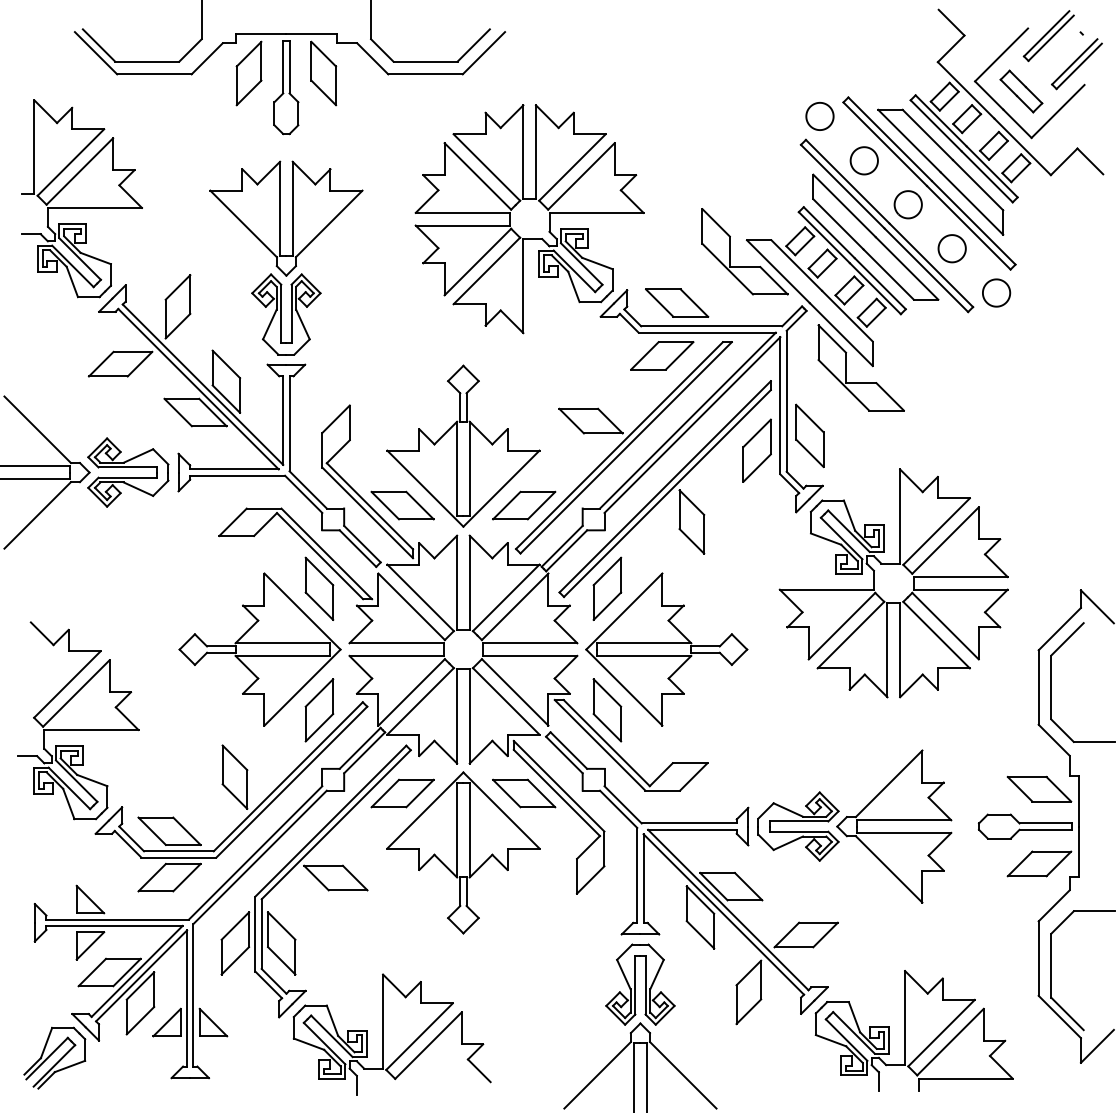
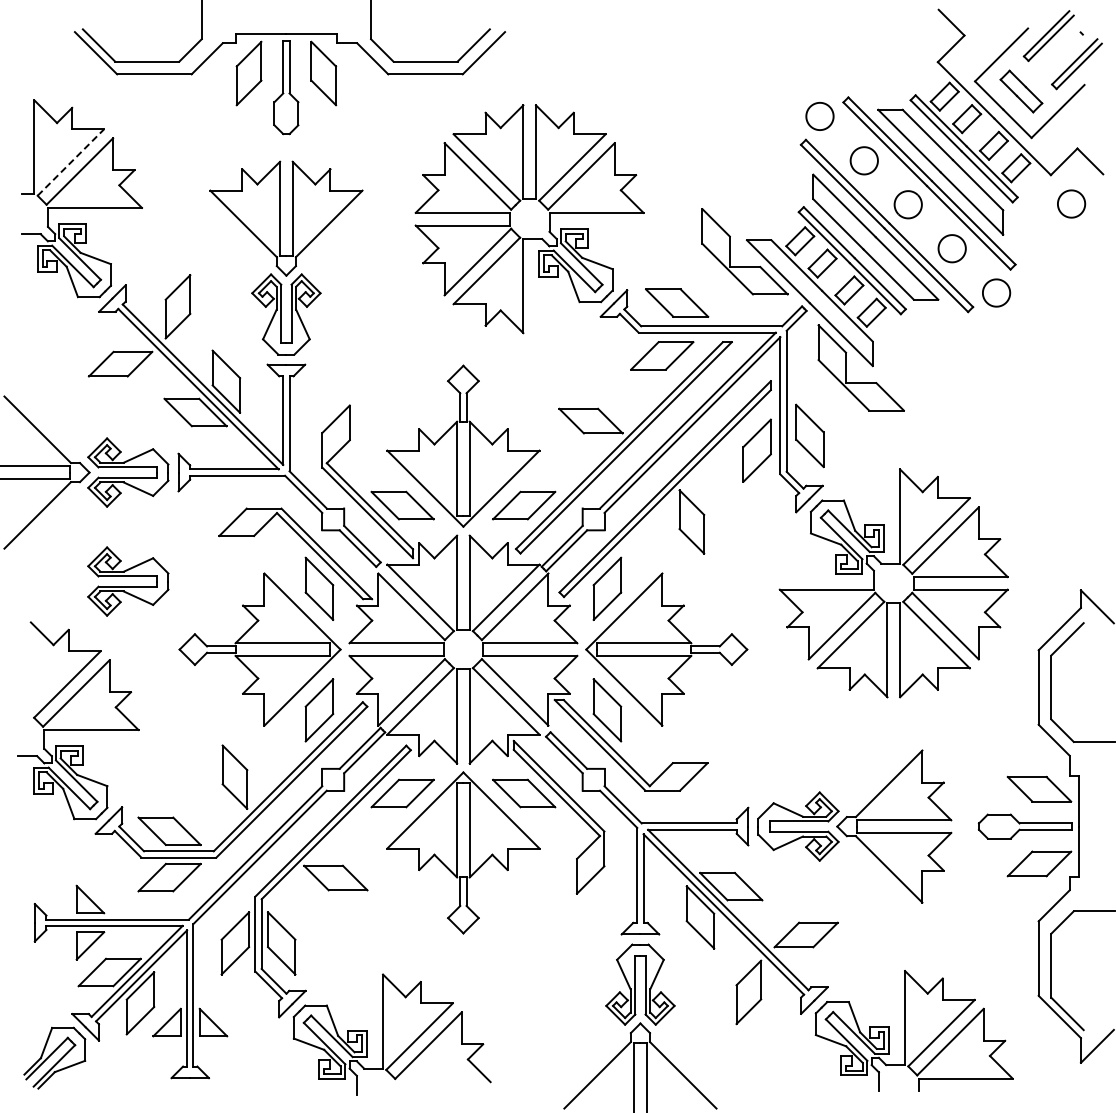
line: solid -> dashed (71, 162)
part: none -> present (1071, 203)
part: none -> present (128, 581)
